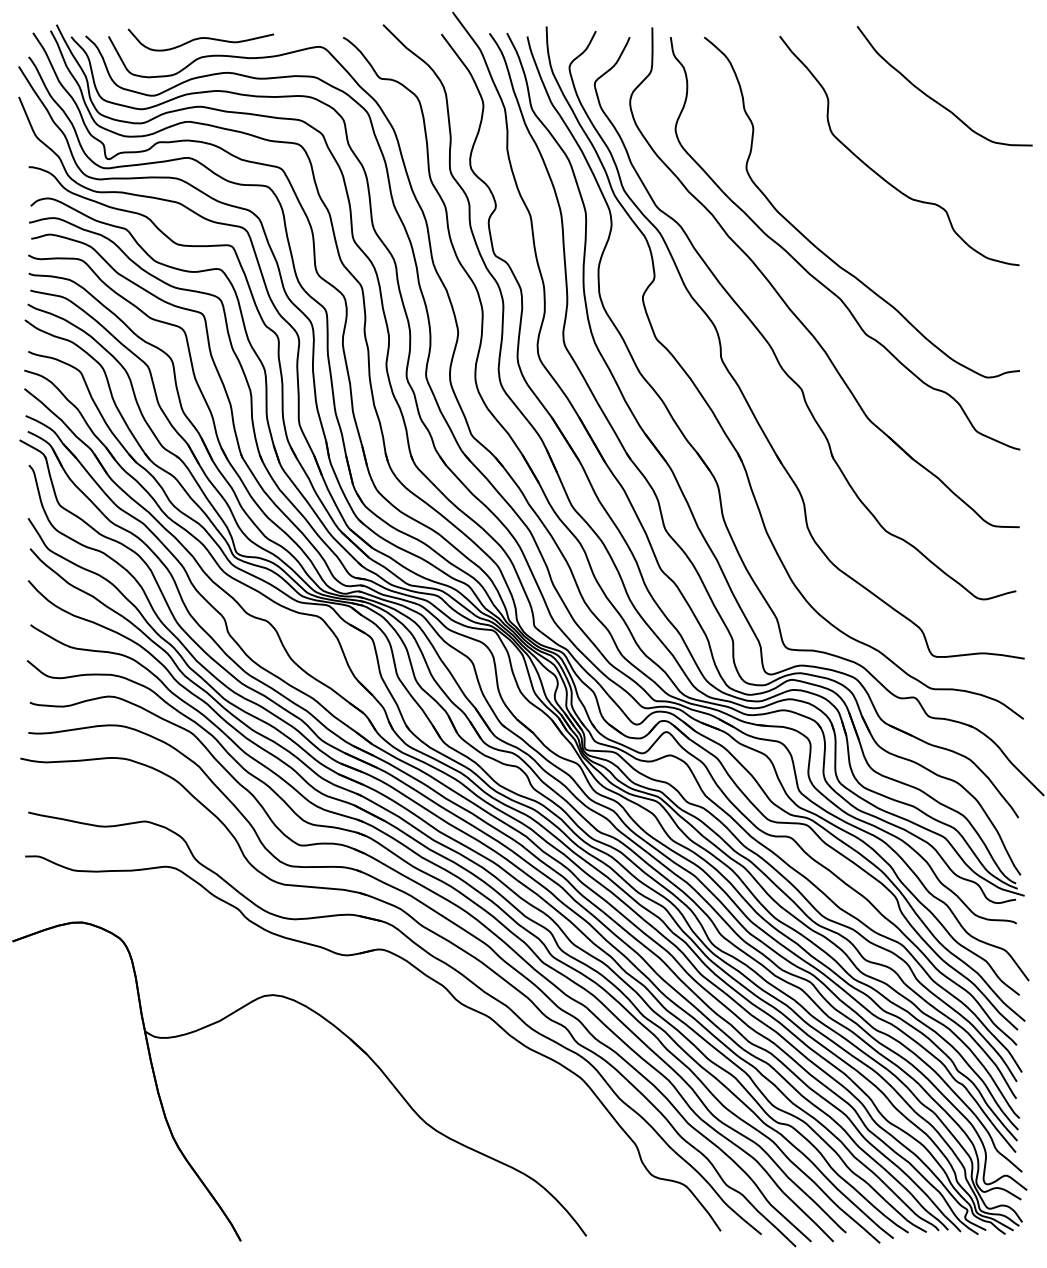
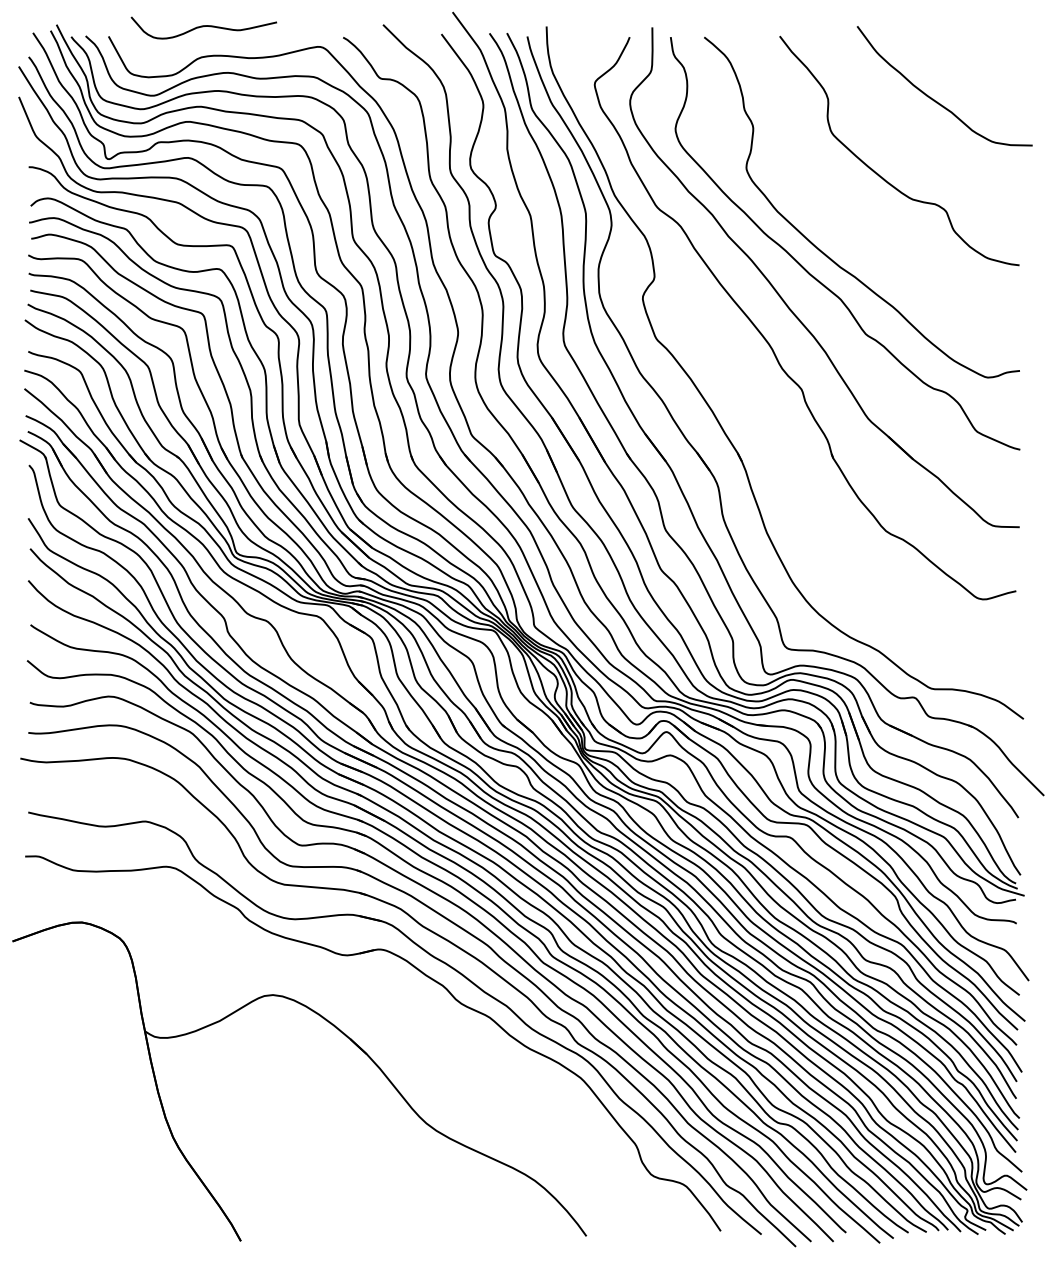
curve position: (200, 39) -> (203, 27) (203, 27)
part: present -> none (737, 382)
